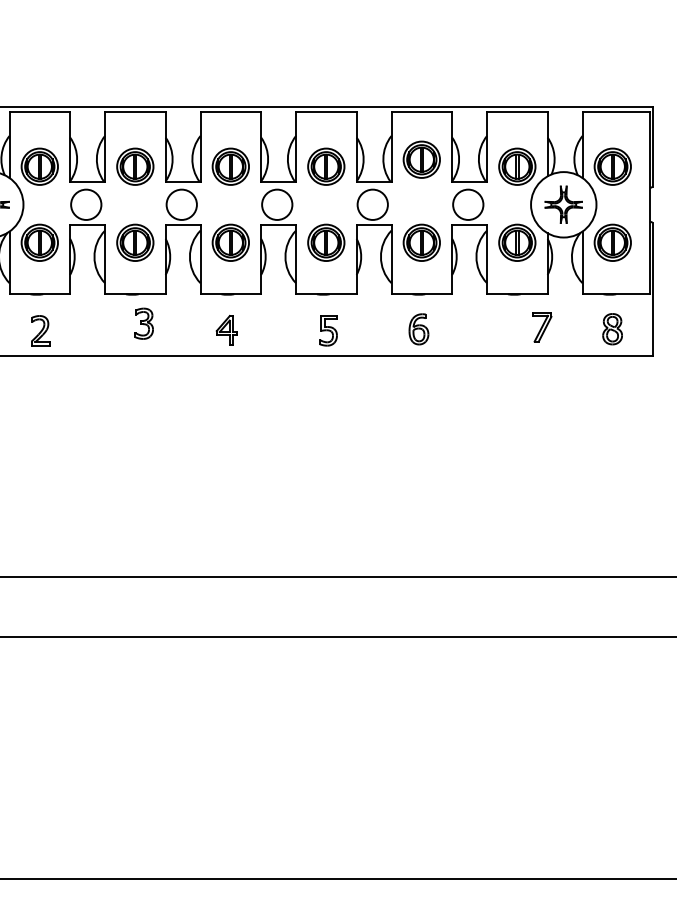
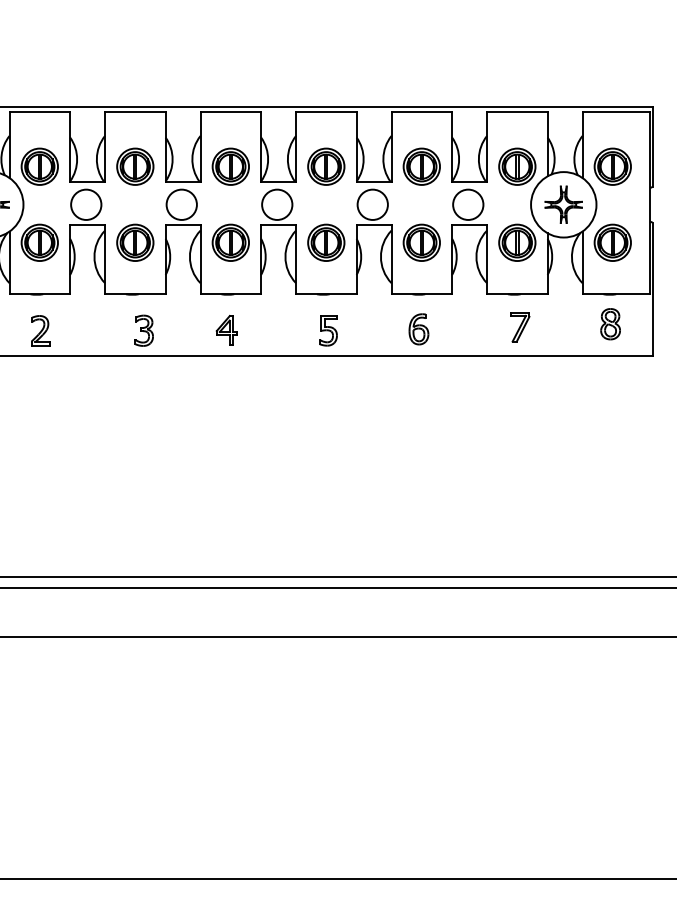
part position: (421, 159) -> (421, 166) (421, 166)
part position: (143, 323) -> (143, 330) (143, 330)
part position: (542, 327) -> (520, 327) (520, 327)
part position: (612, 329) -> (610, 324) (610, 324)
line: none -> present (337, 588)
